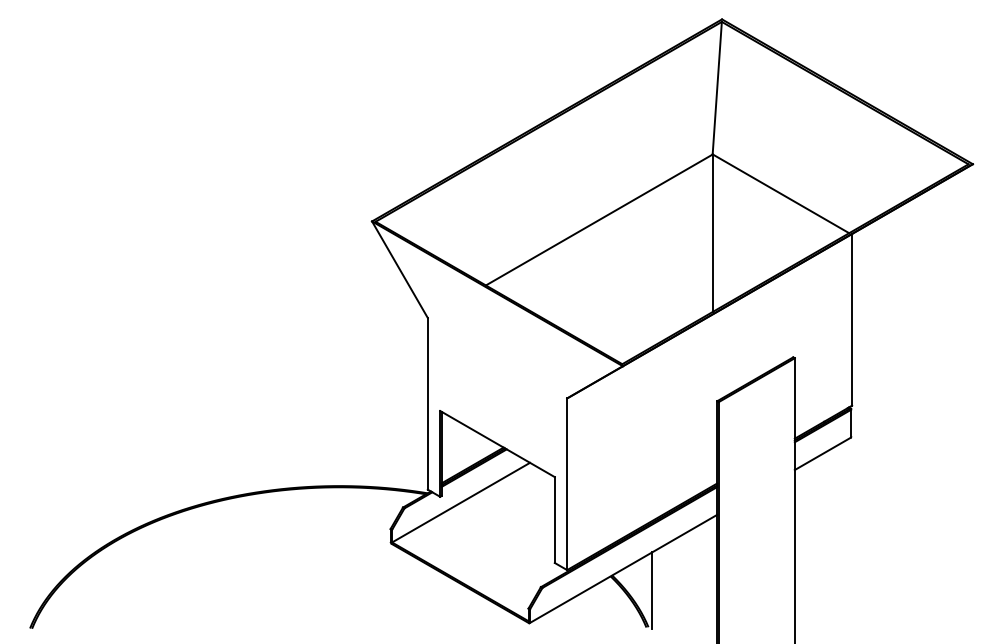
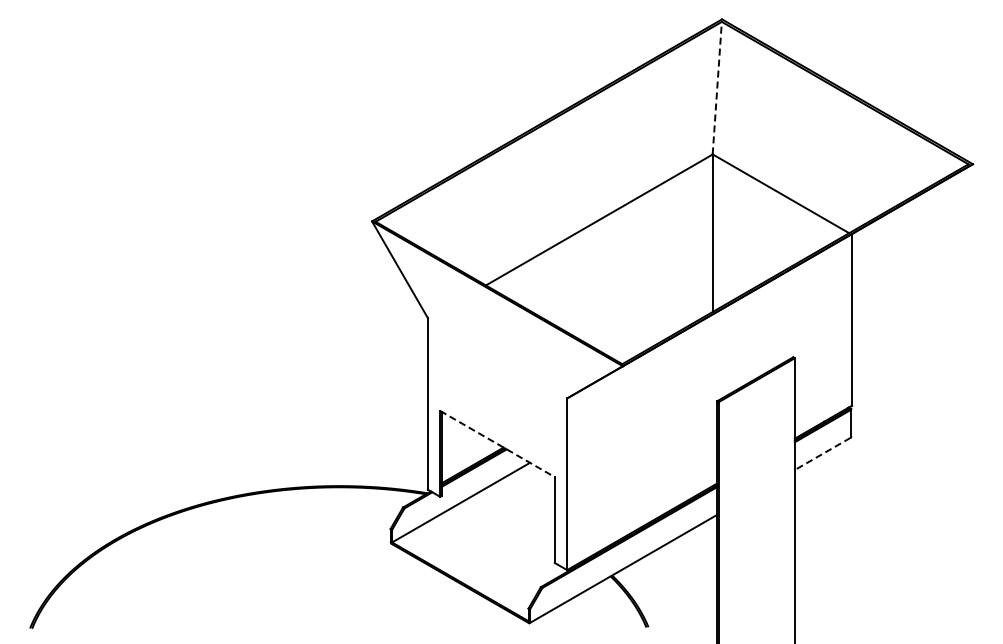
line: solid -> dashed (717, 87)
line: solid -> dashed (497, 444)
line: solid -> dashed (822, 454)
line: present -> none (652, 590)
